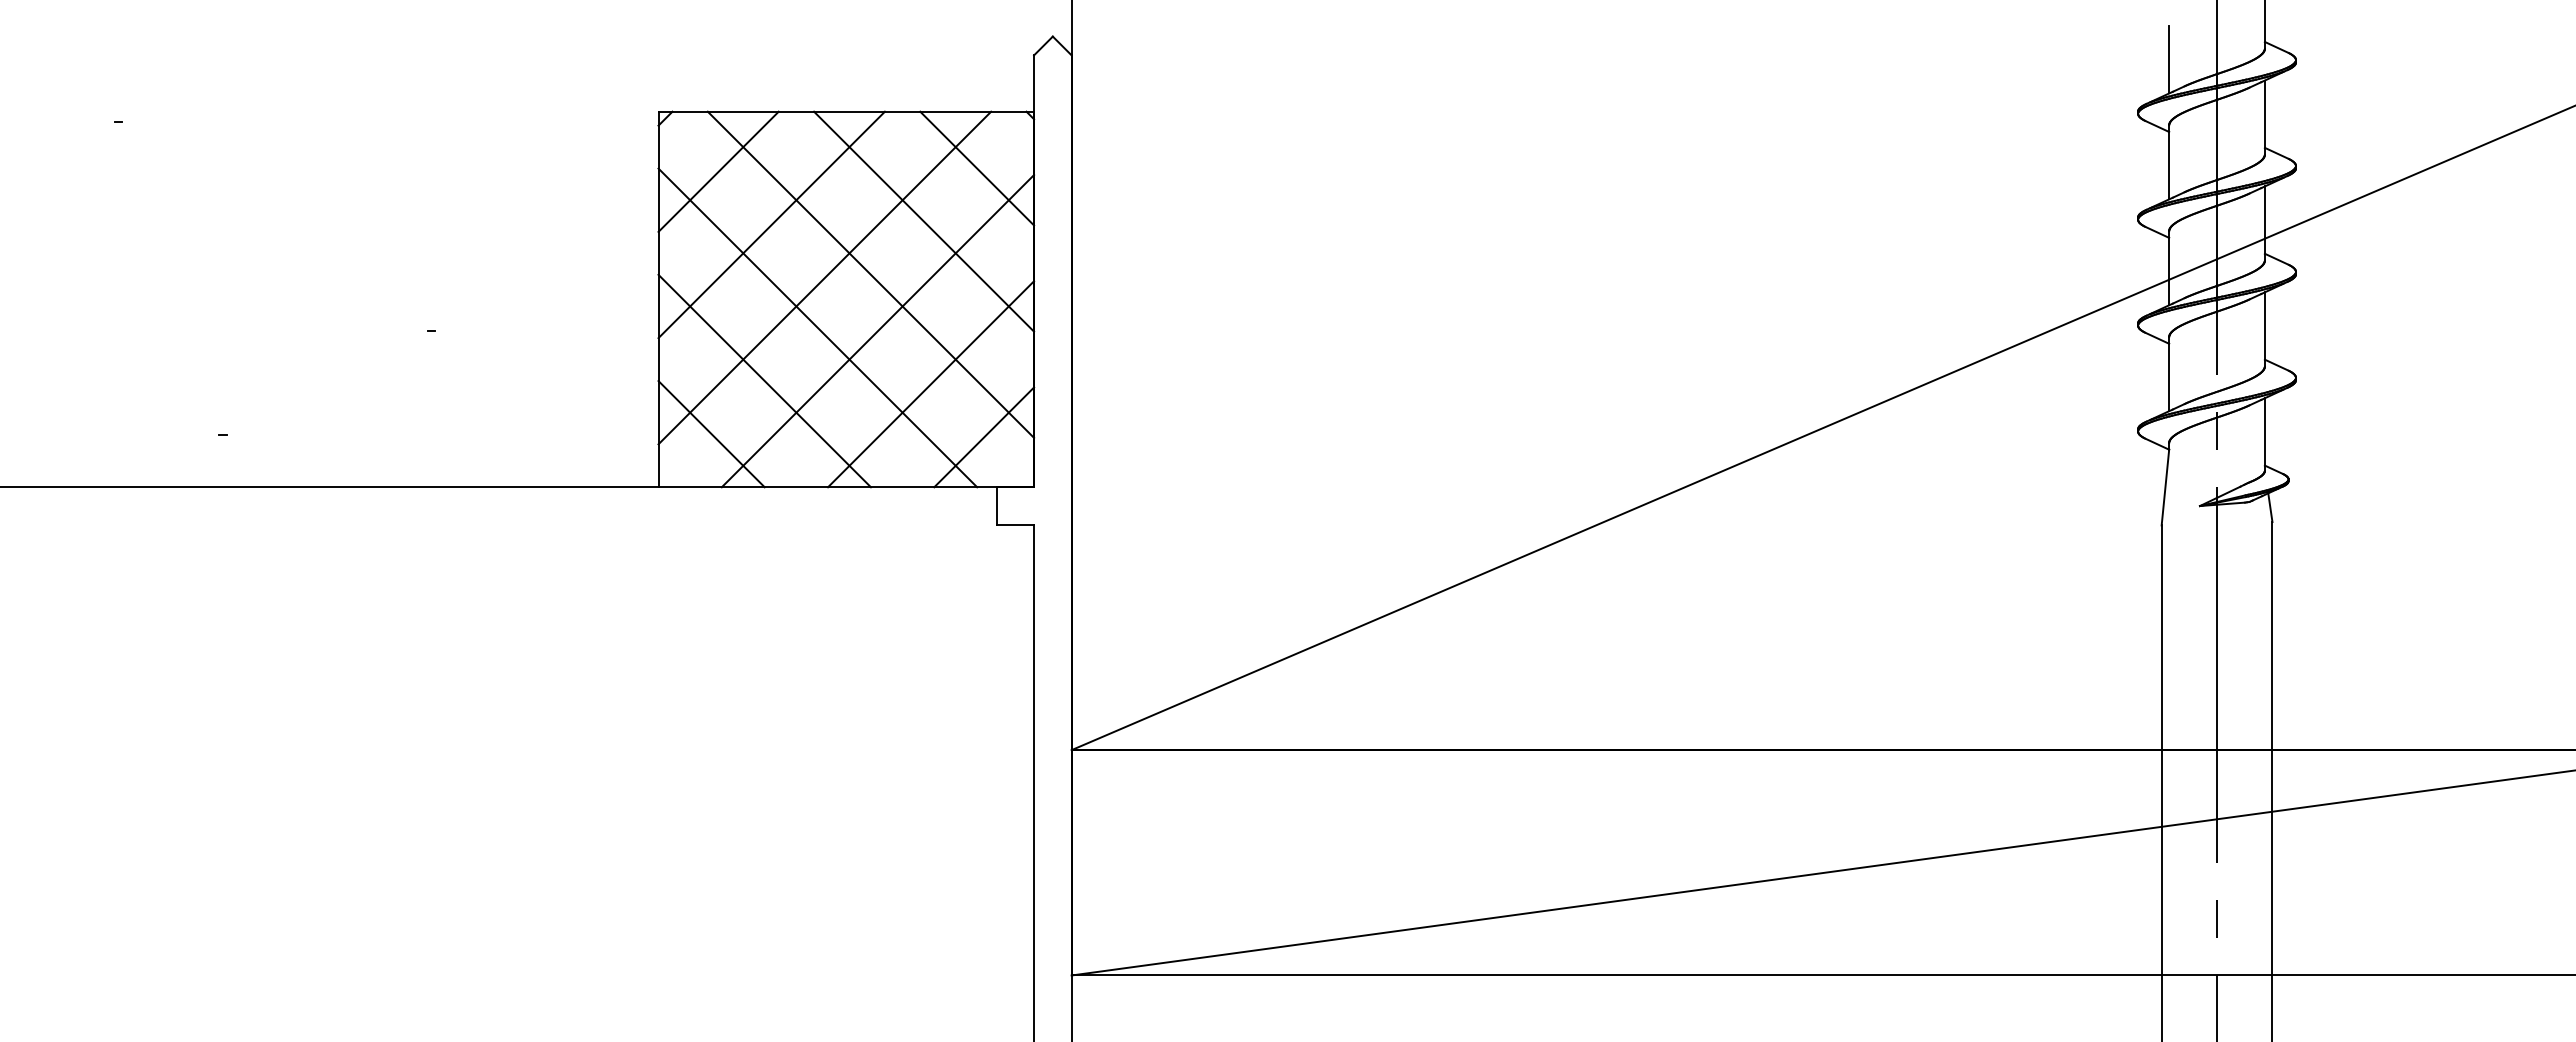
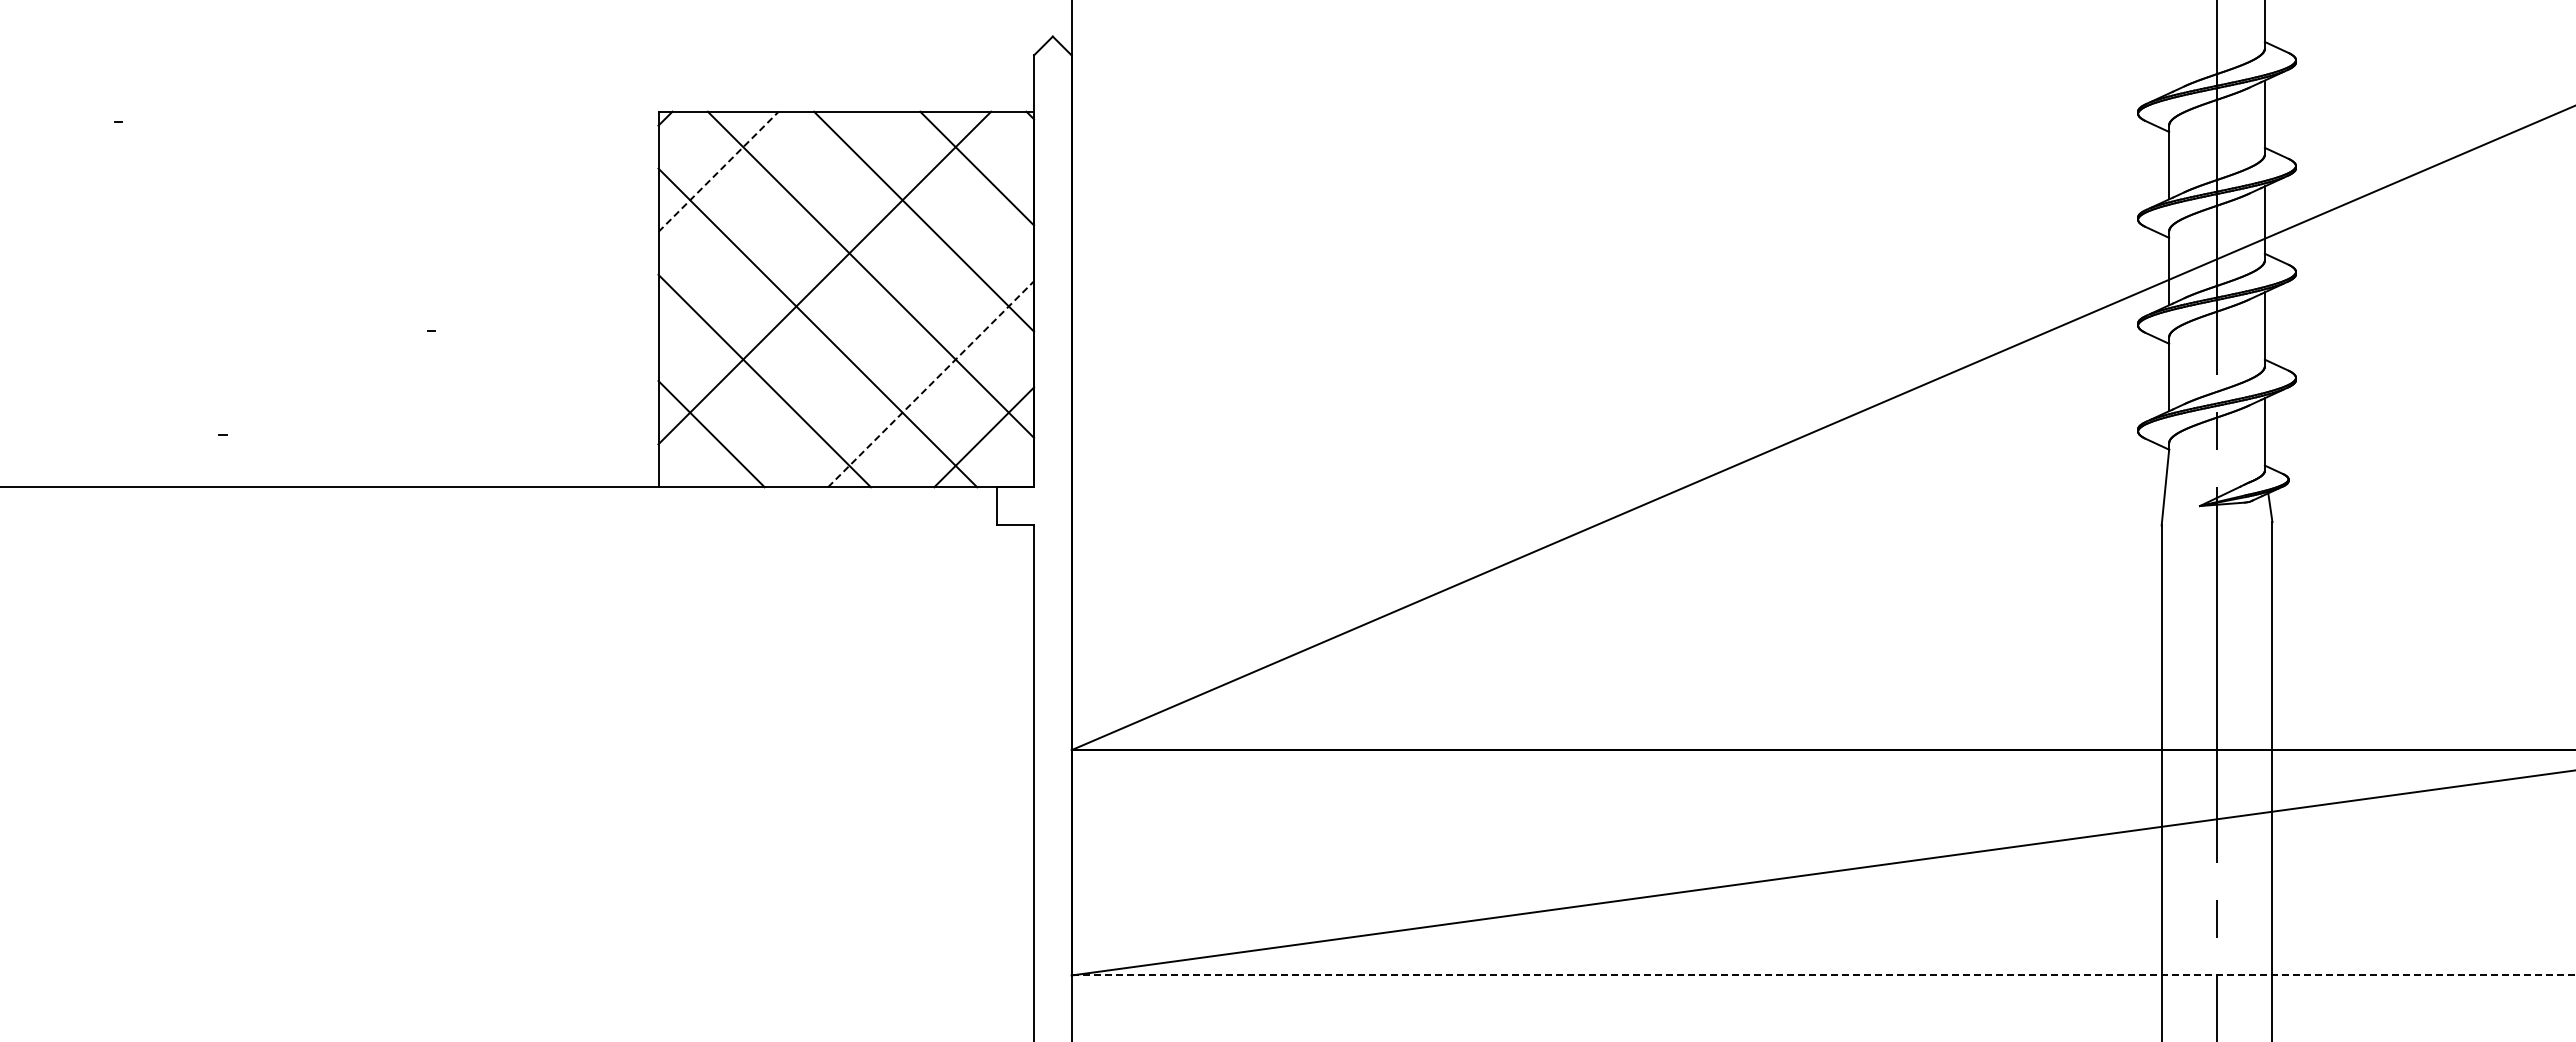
line: present -> none (2169, 59)
line: solid -> dashed (718, 171)
line: present -> none (771, 224)
line: present -> none (877, 331)
line: solid -> dashed (931, 384)
line: solid -> dashed (1823, 975)
